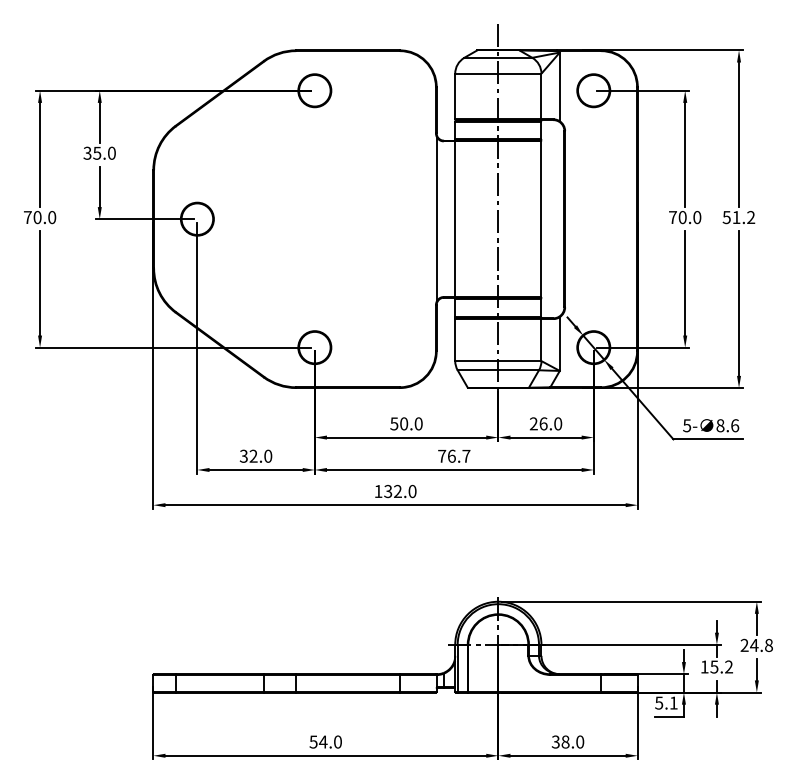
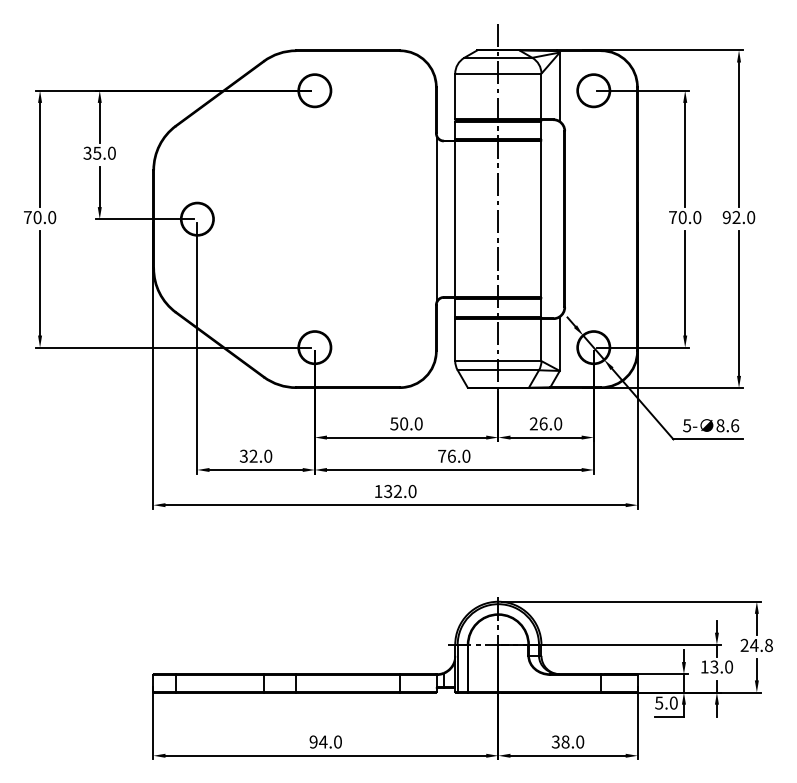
text: 51.2 -> 92.0 (738, 217)
text: 76.7 -> 76.0 (466, 455)
text: 15.2 -> 13.0 (722, 666)
text: 5.1 -> 5.0 (673, 702)
text: 54.0 -> 94.0 (313, 741)
